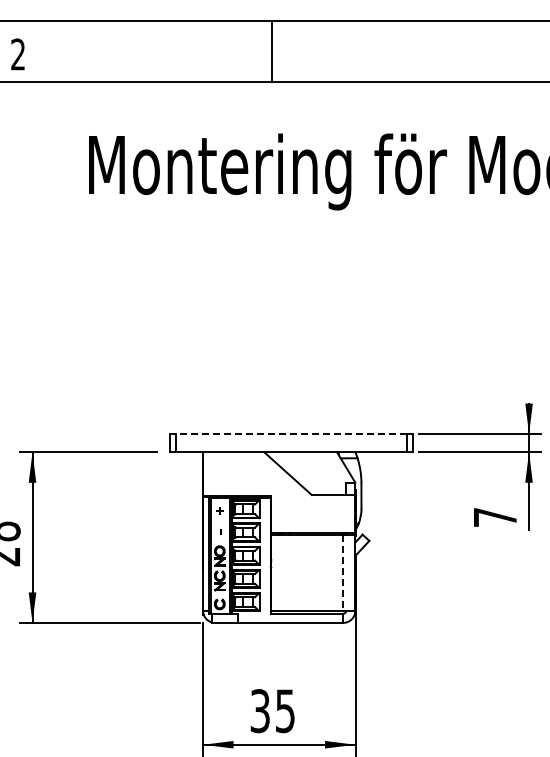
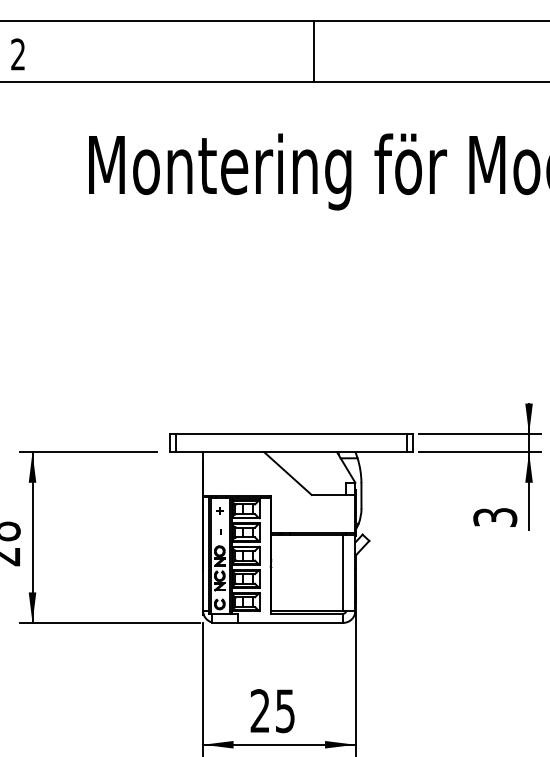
line position: (271, 51) -> (313, 51) (313, 51)
line: dashed -> solid (291, 434)
text: 7 -> 3 (495, 517)
line: dashed -> solid (343, 573)
text: 35 -> 25 (259, 711)
